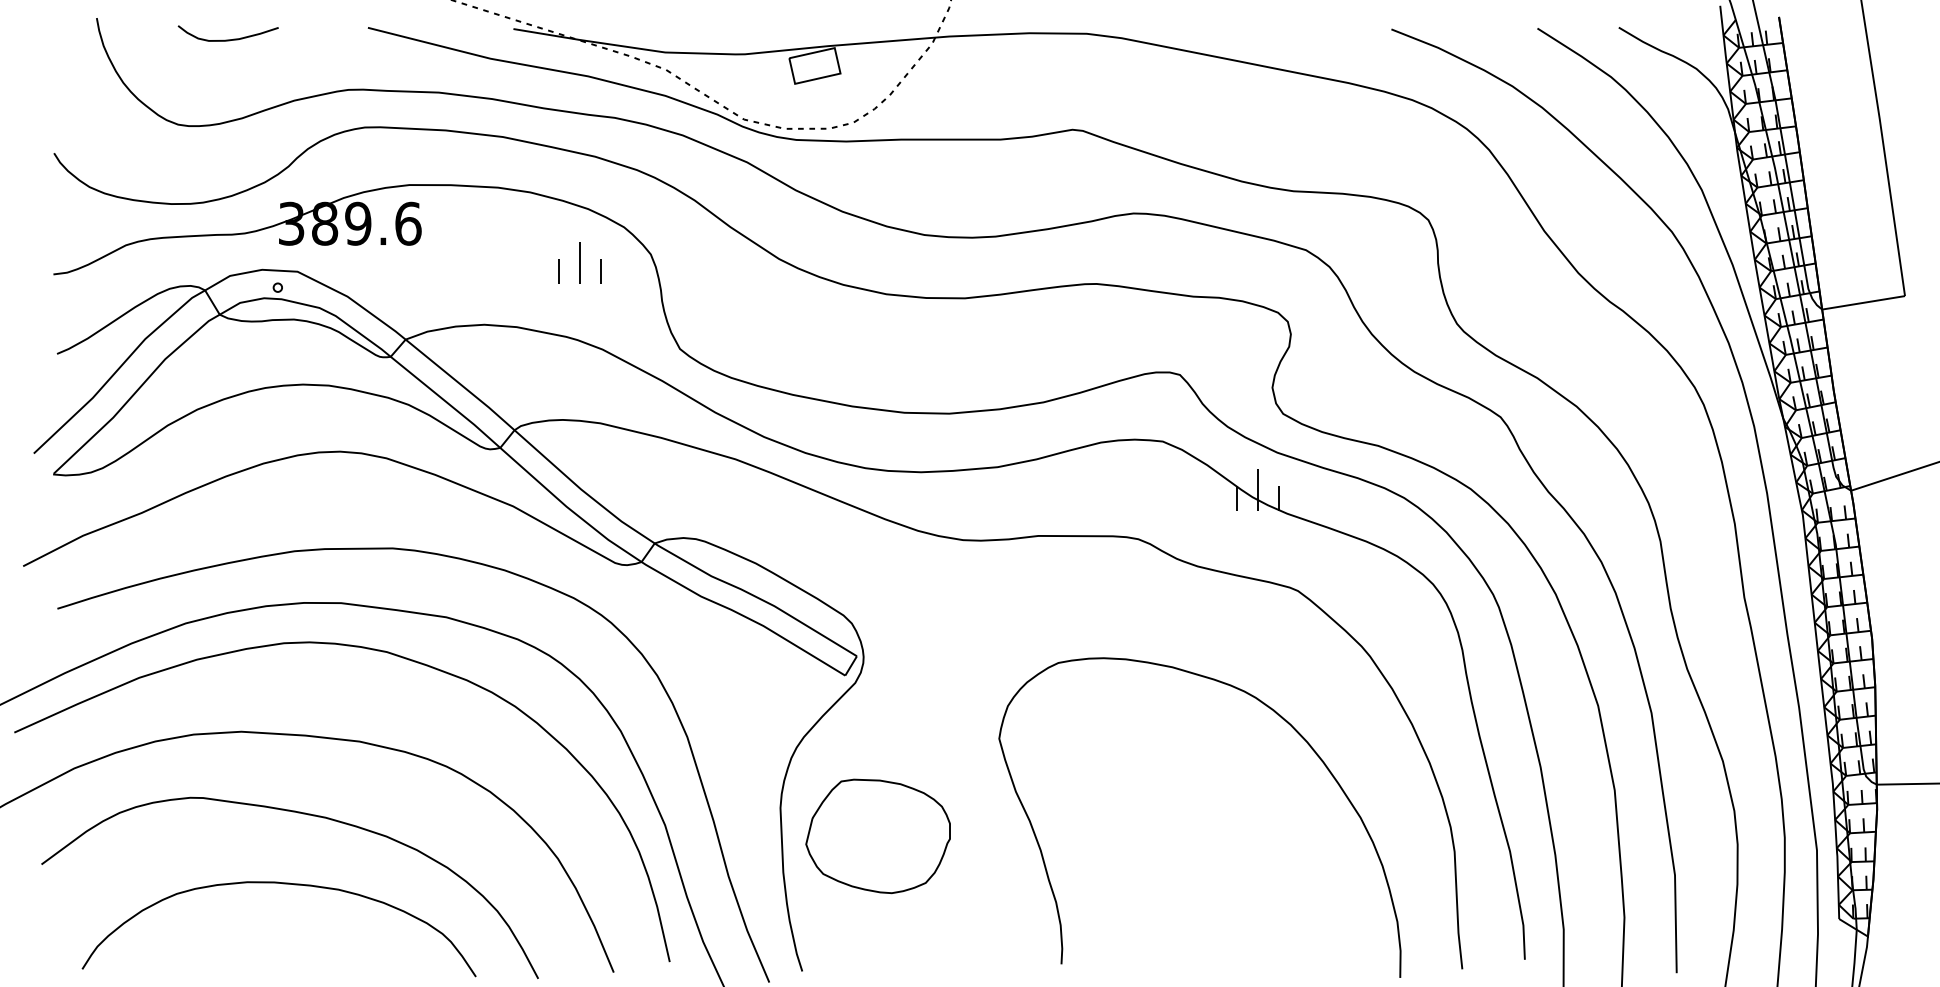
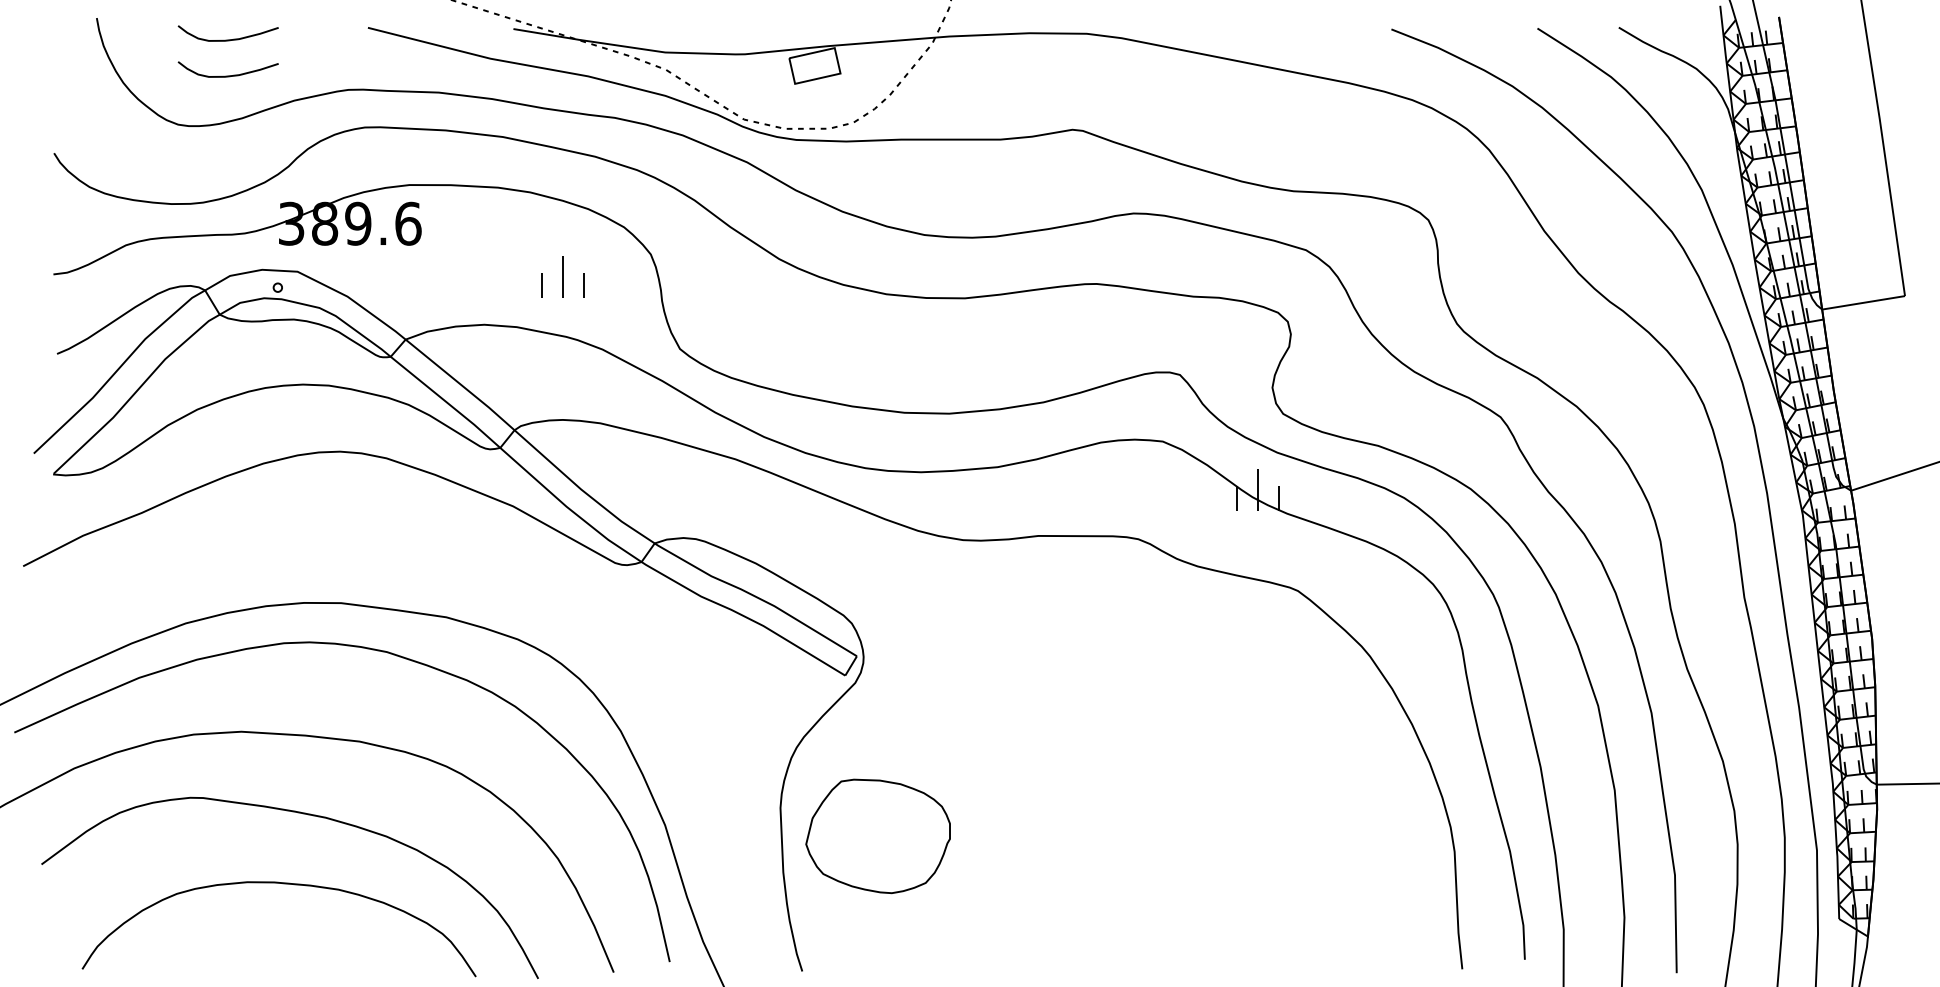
curve: none -> present (227, 75)
part position: (579, 262) -> (562, 276) (562, 276)
curve: present -> none (452, 558)
curve: present -> none (1282, 719)
